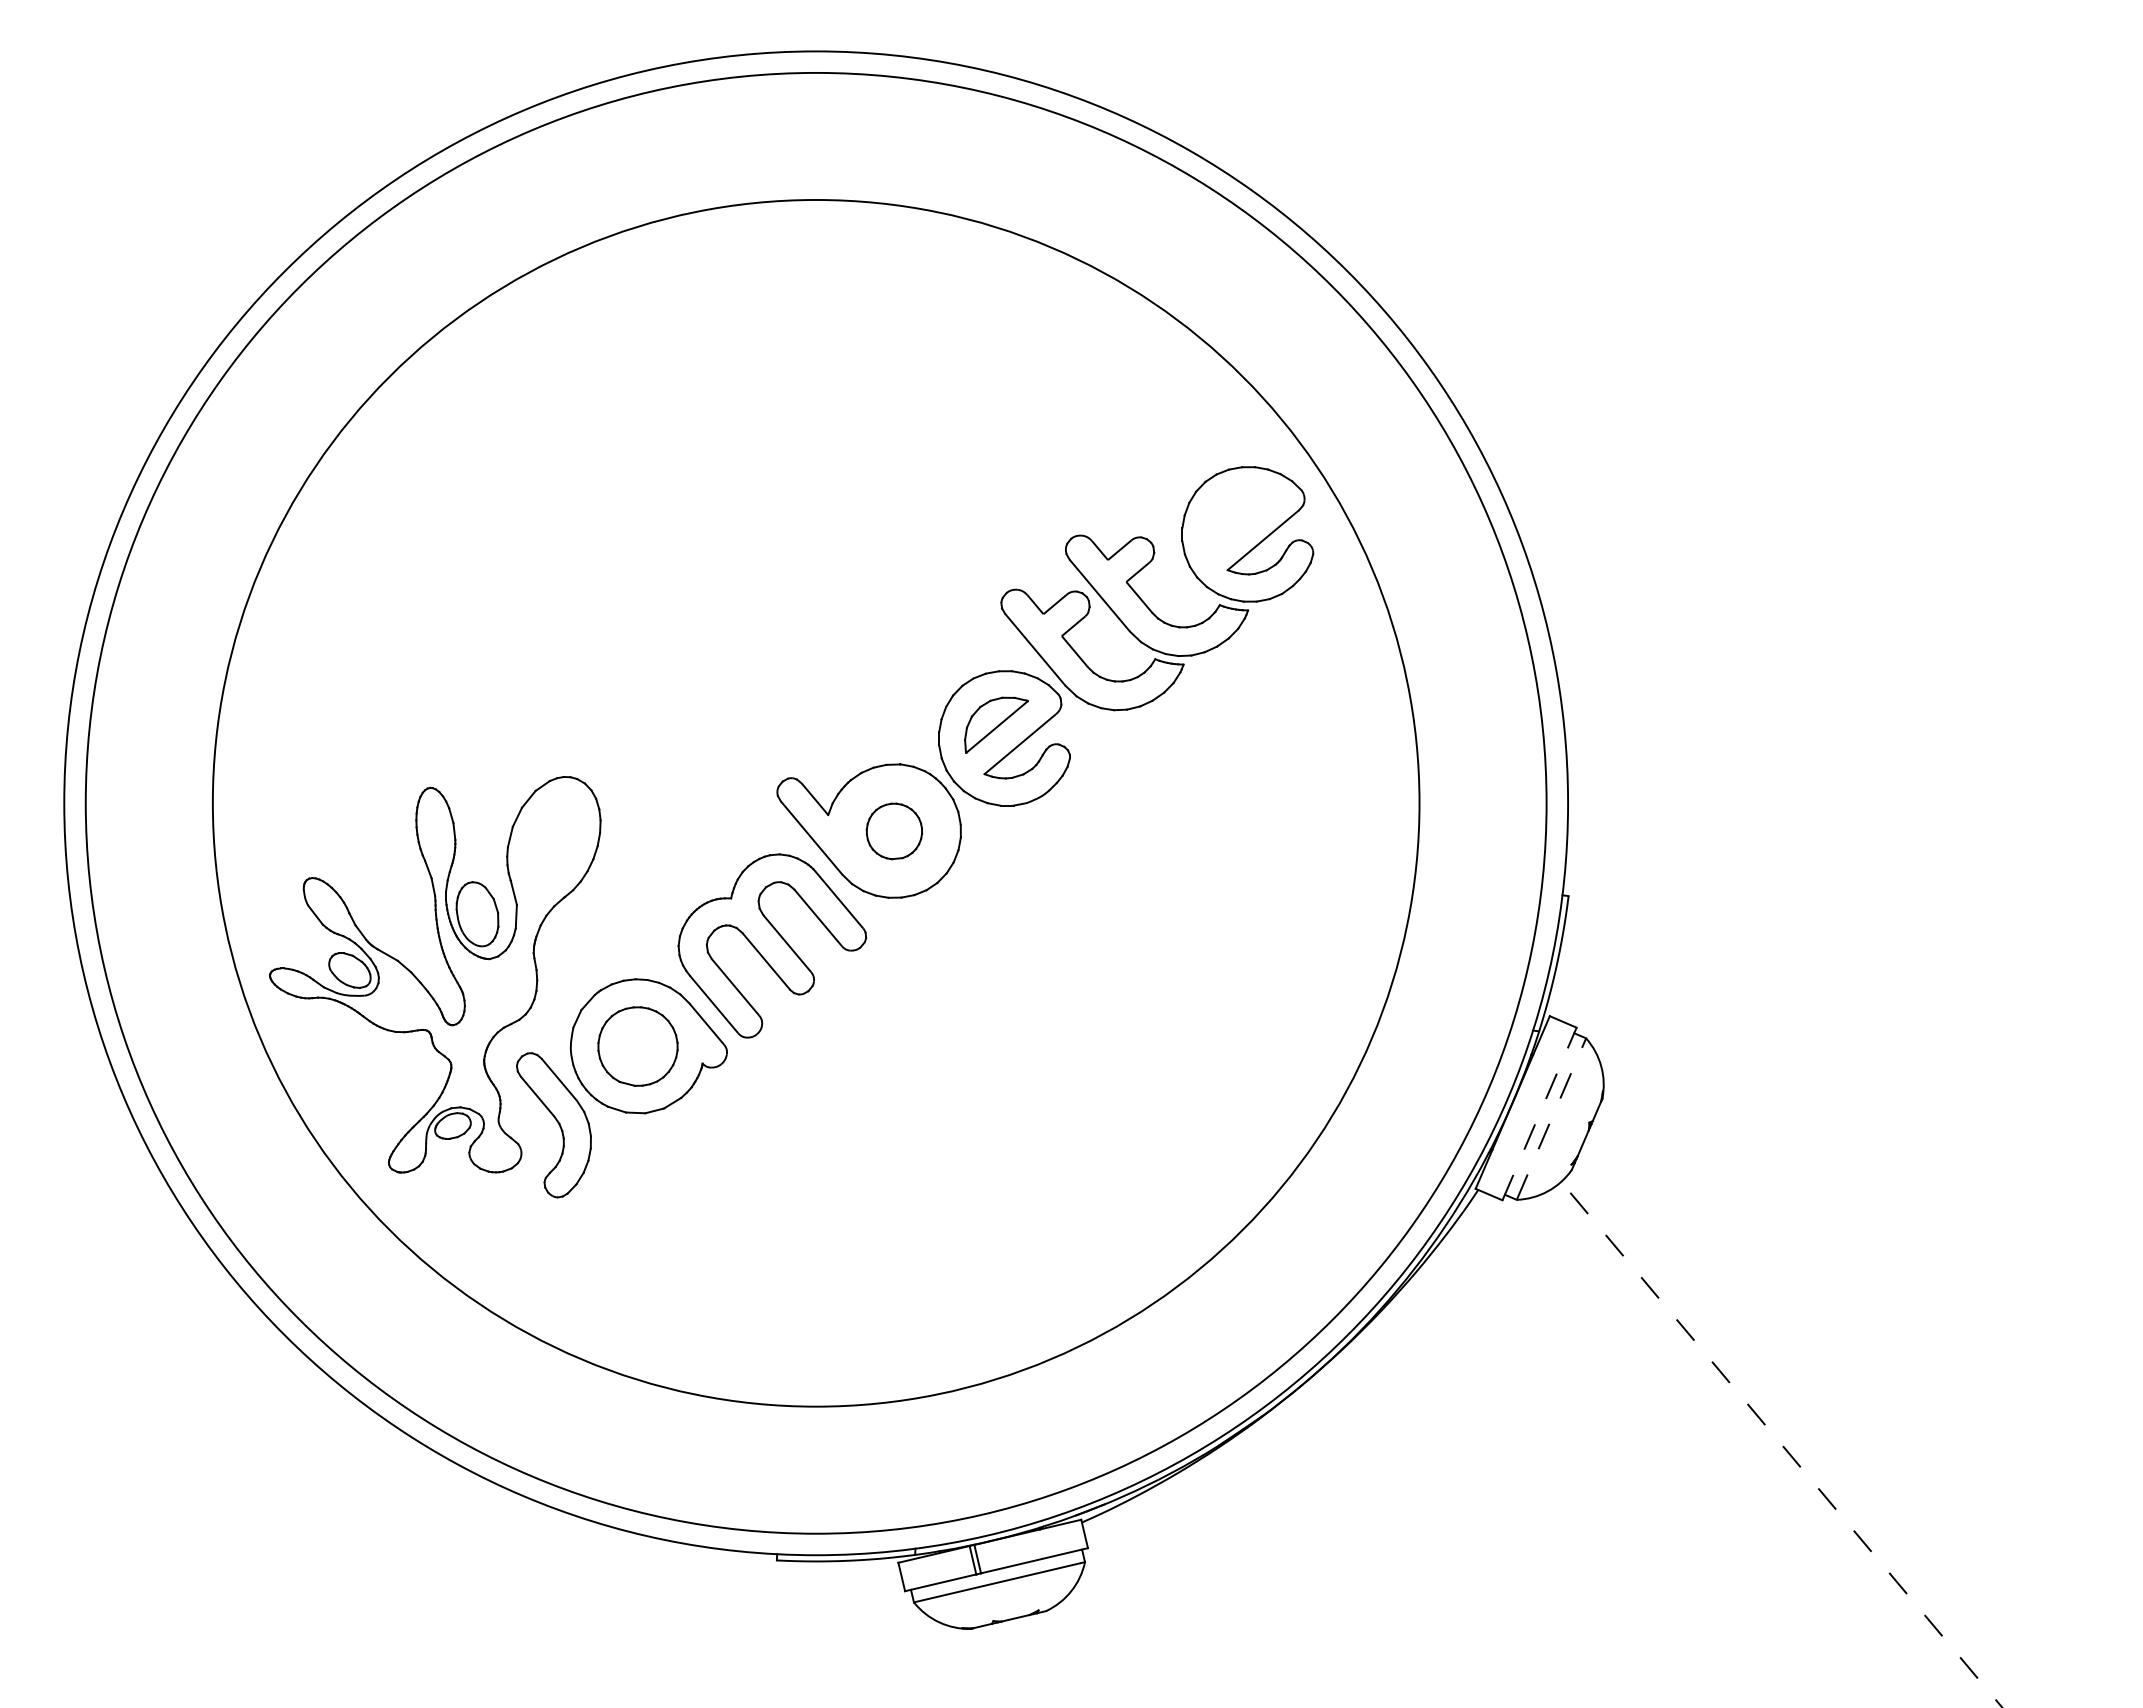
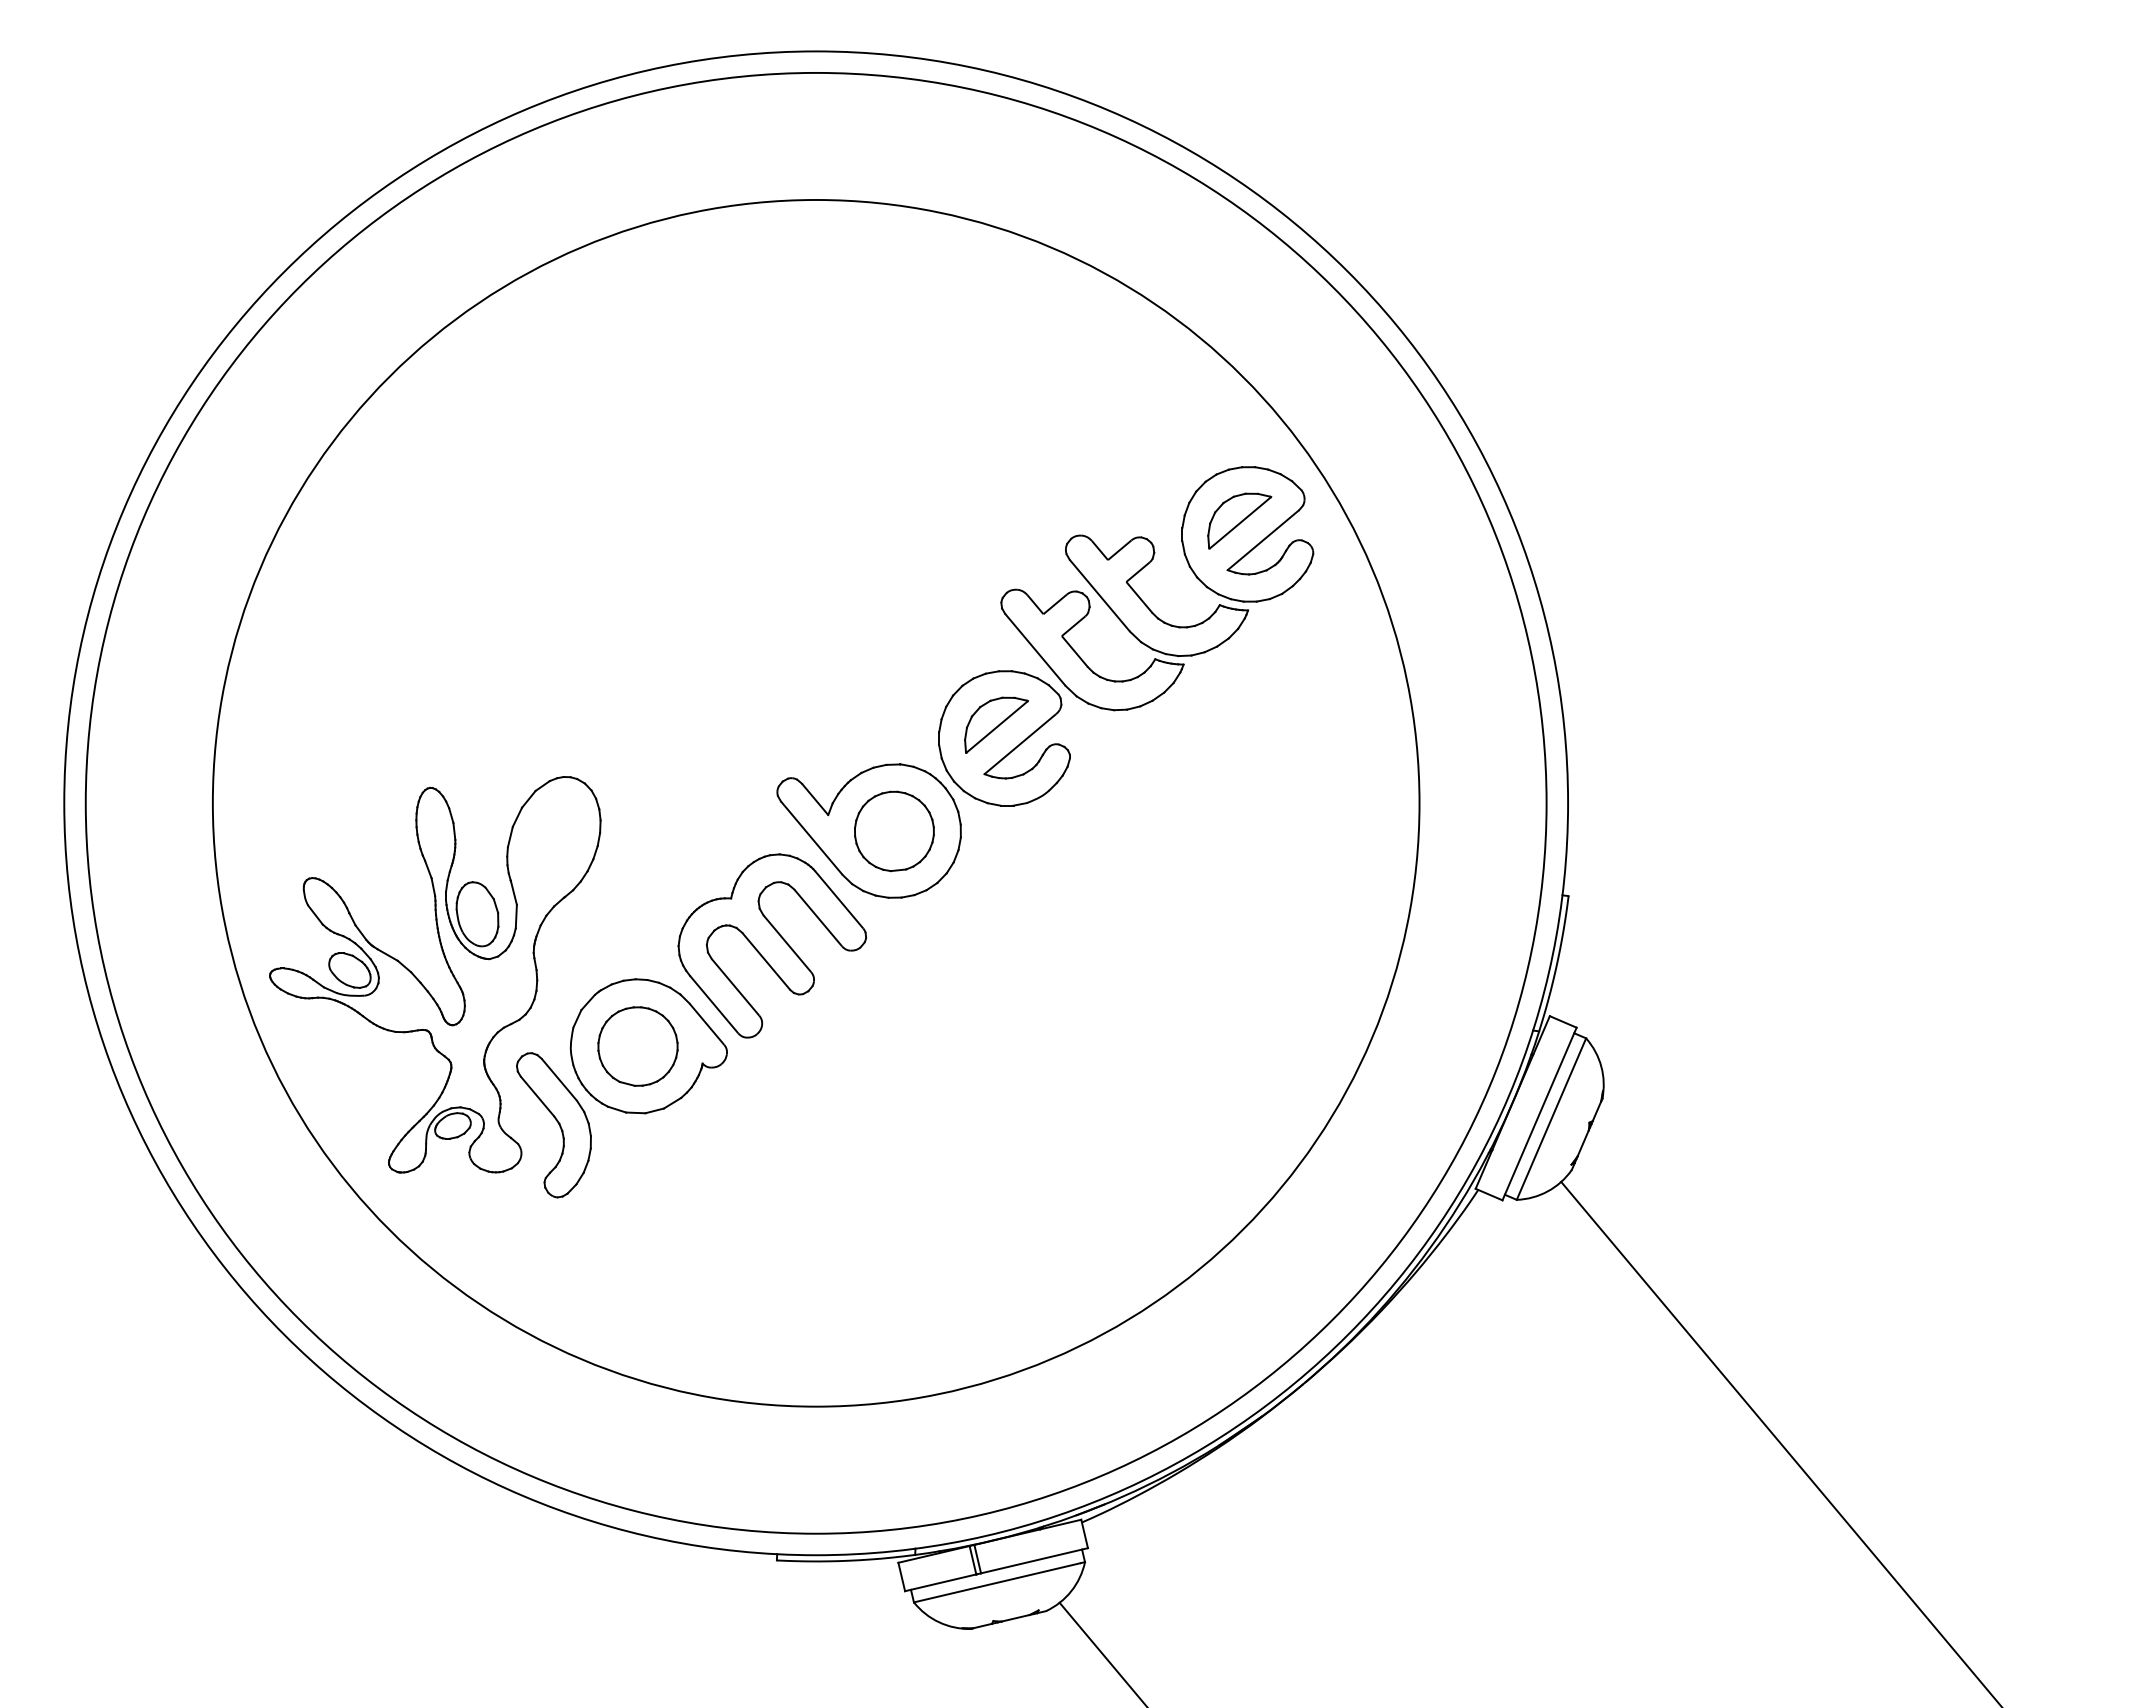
part: none -> present (1239, 520)
part size: 59x59 px -> 81x83 px (894, 831)
line: dashed -> solid (1539, 1114)
line: dashed -> solid (1551, 1119)
line: dashed -> solid (1781, 1444)
line: none -> present (1102, 1653)
